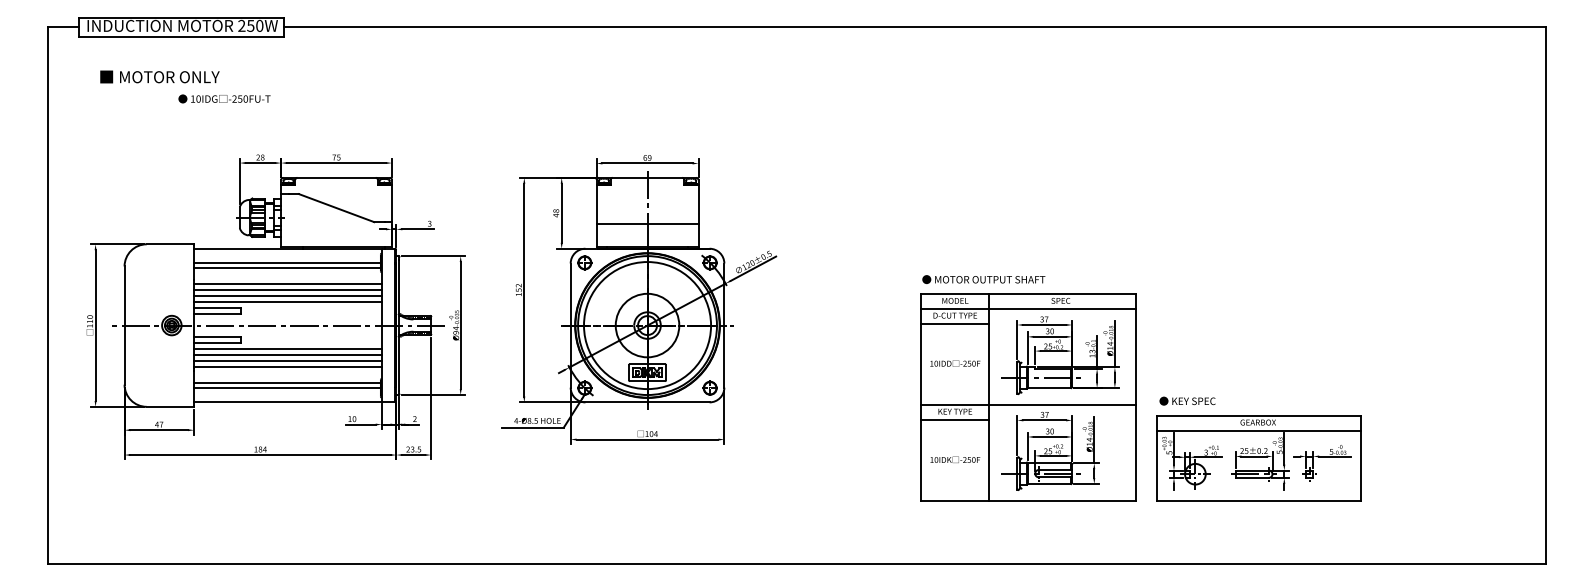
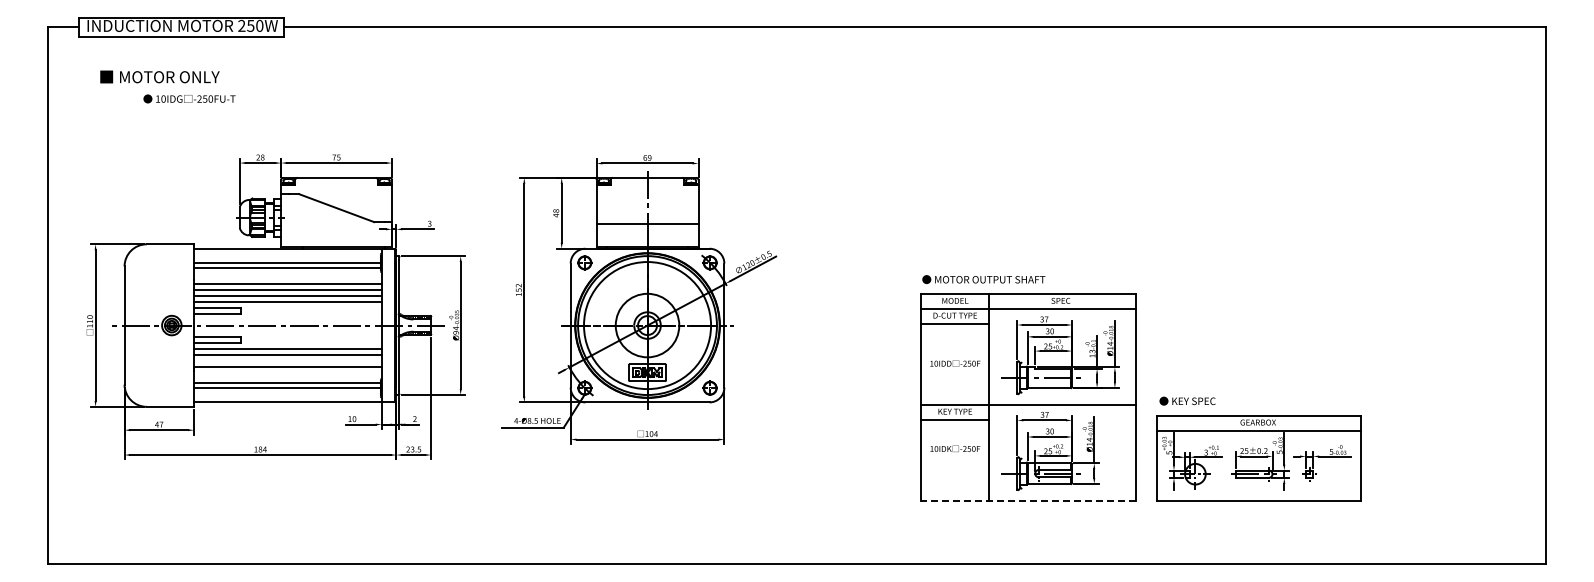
text position: (224, 98) -> (189, 98) (189, 98)
line: present -> none (287, 361)
text position: (955, 459) -> (955, 448) (955, 448)
line: solid -> dashed (1027, 501)
